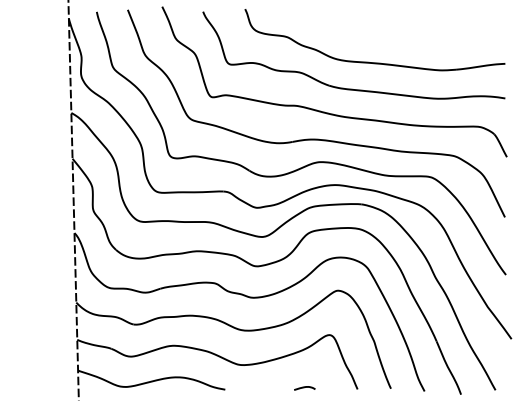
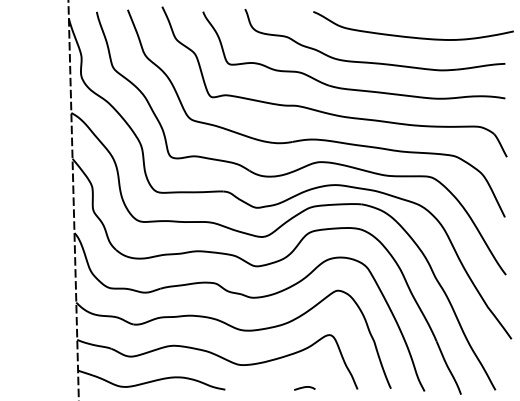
curve: none -> present (413, 36)
